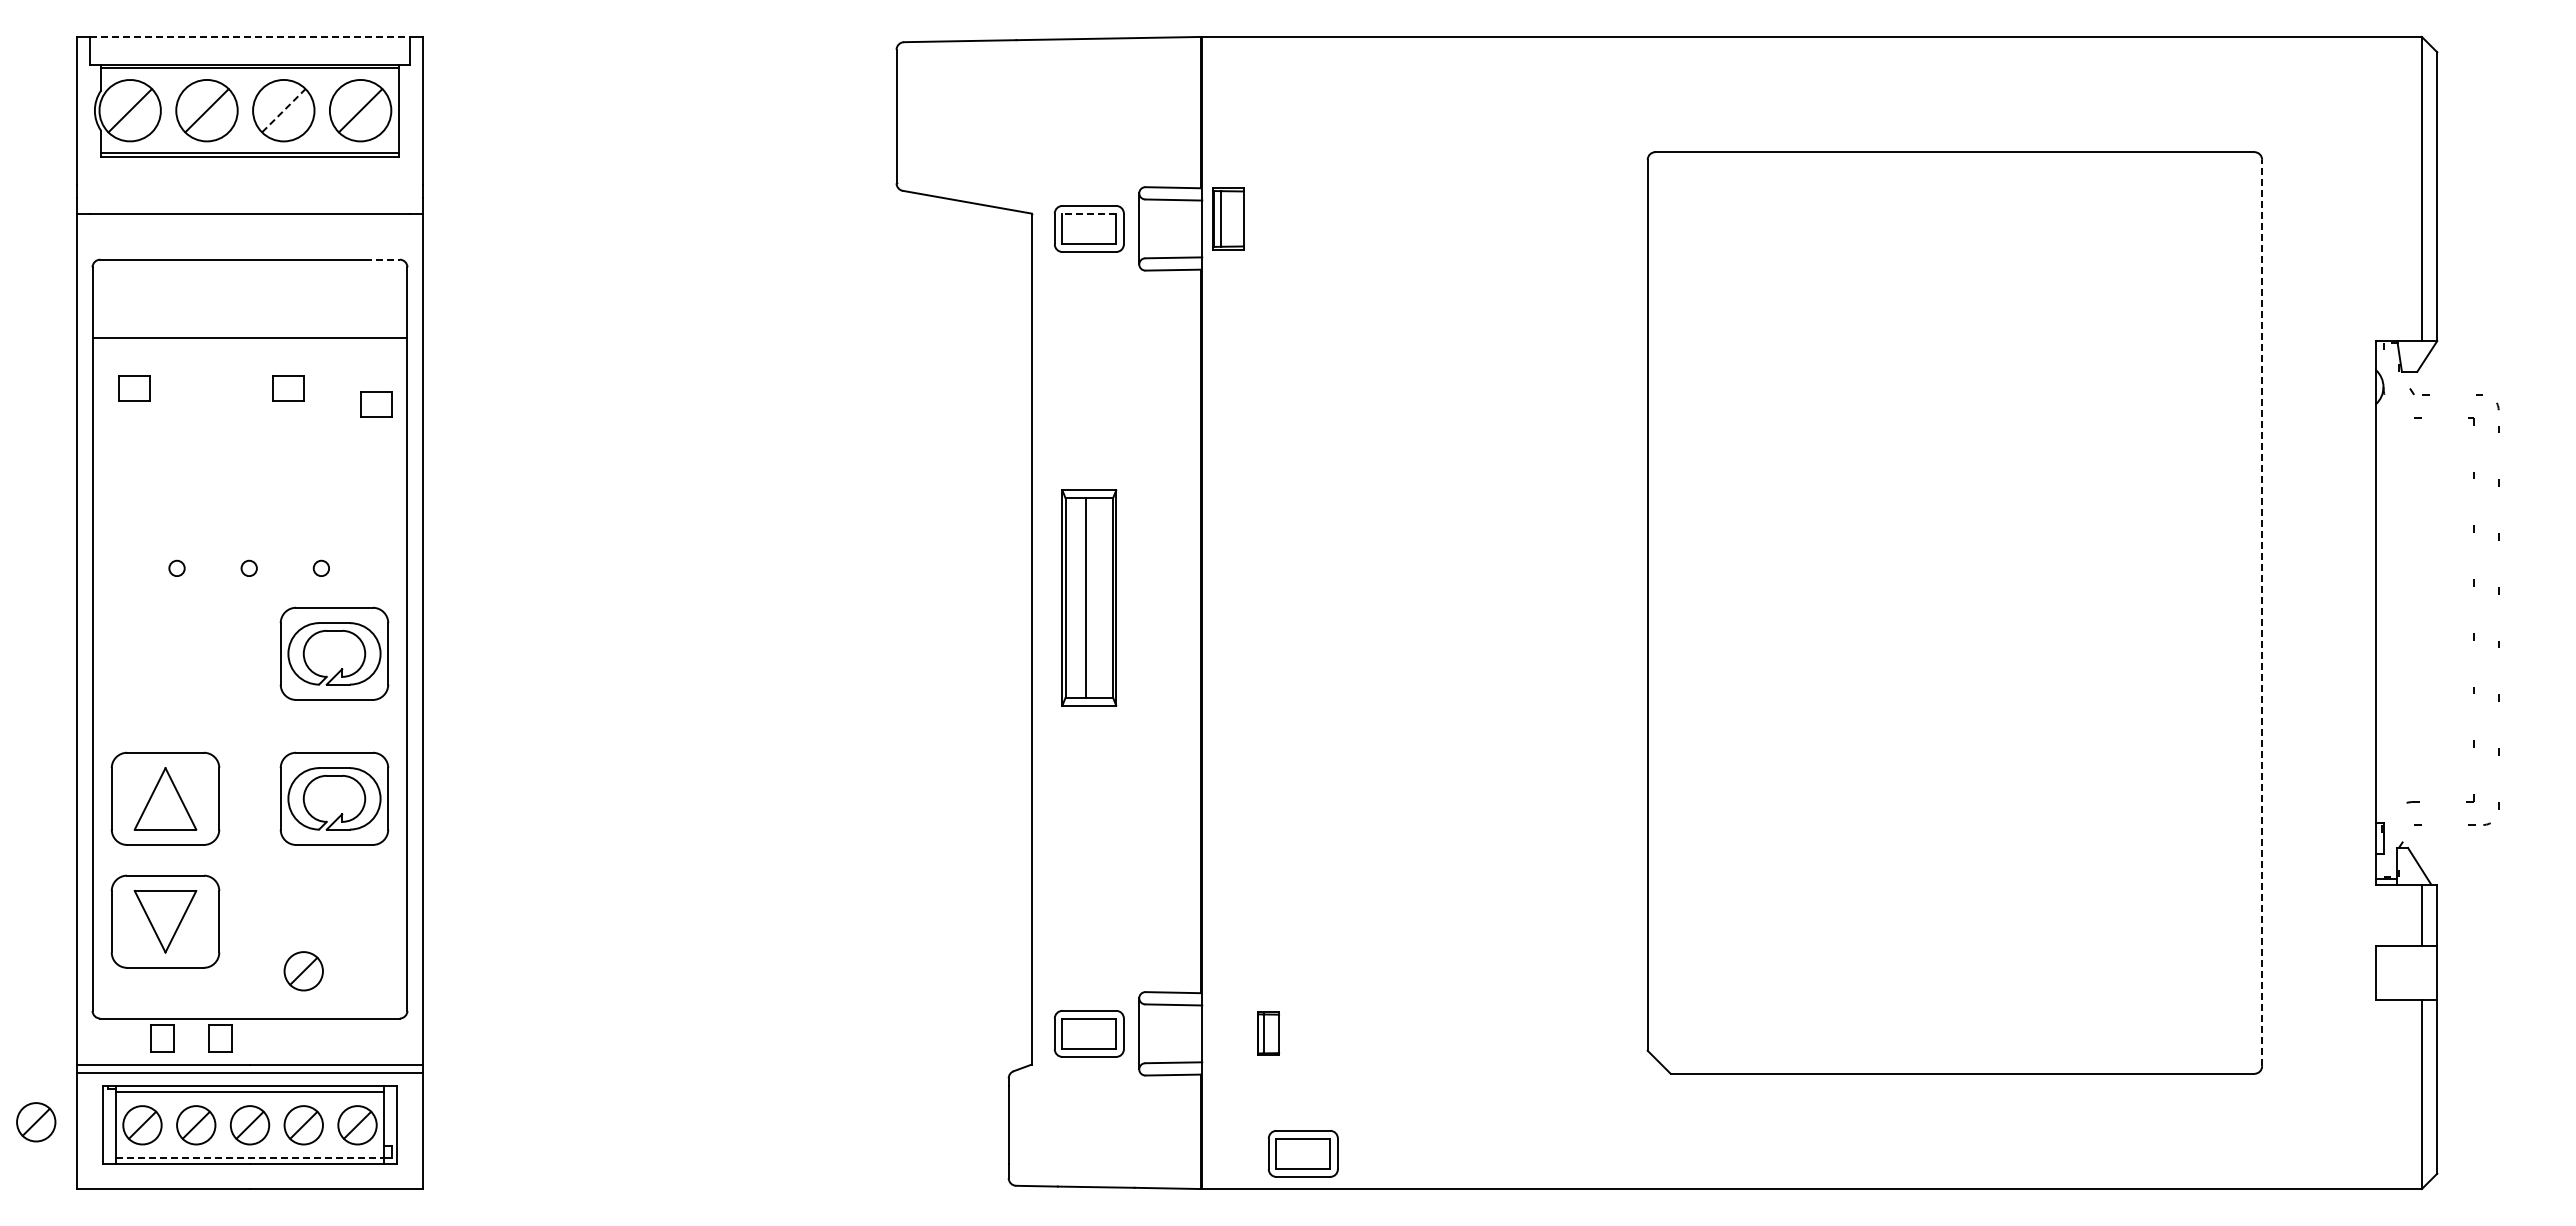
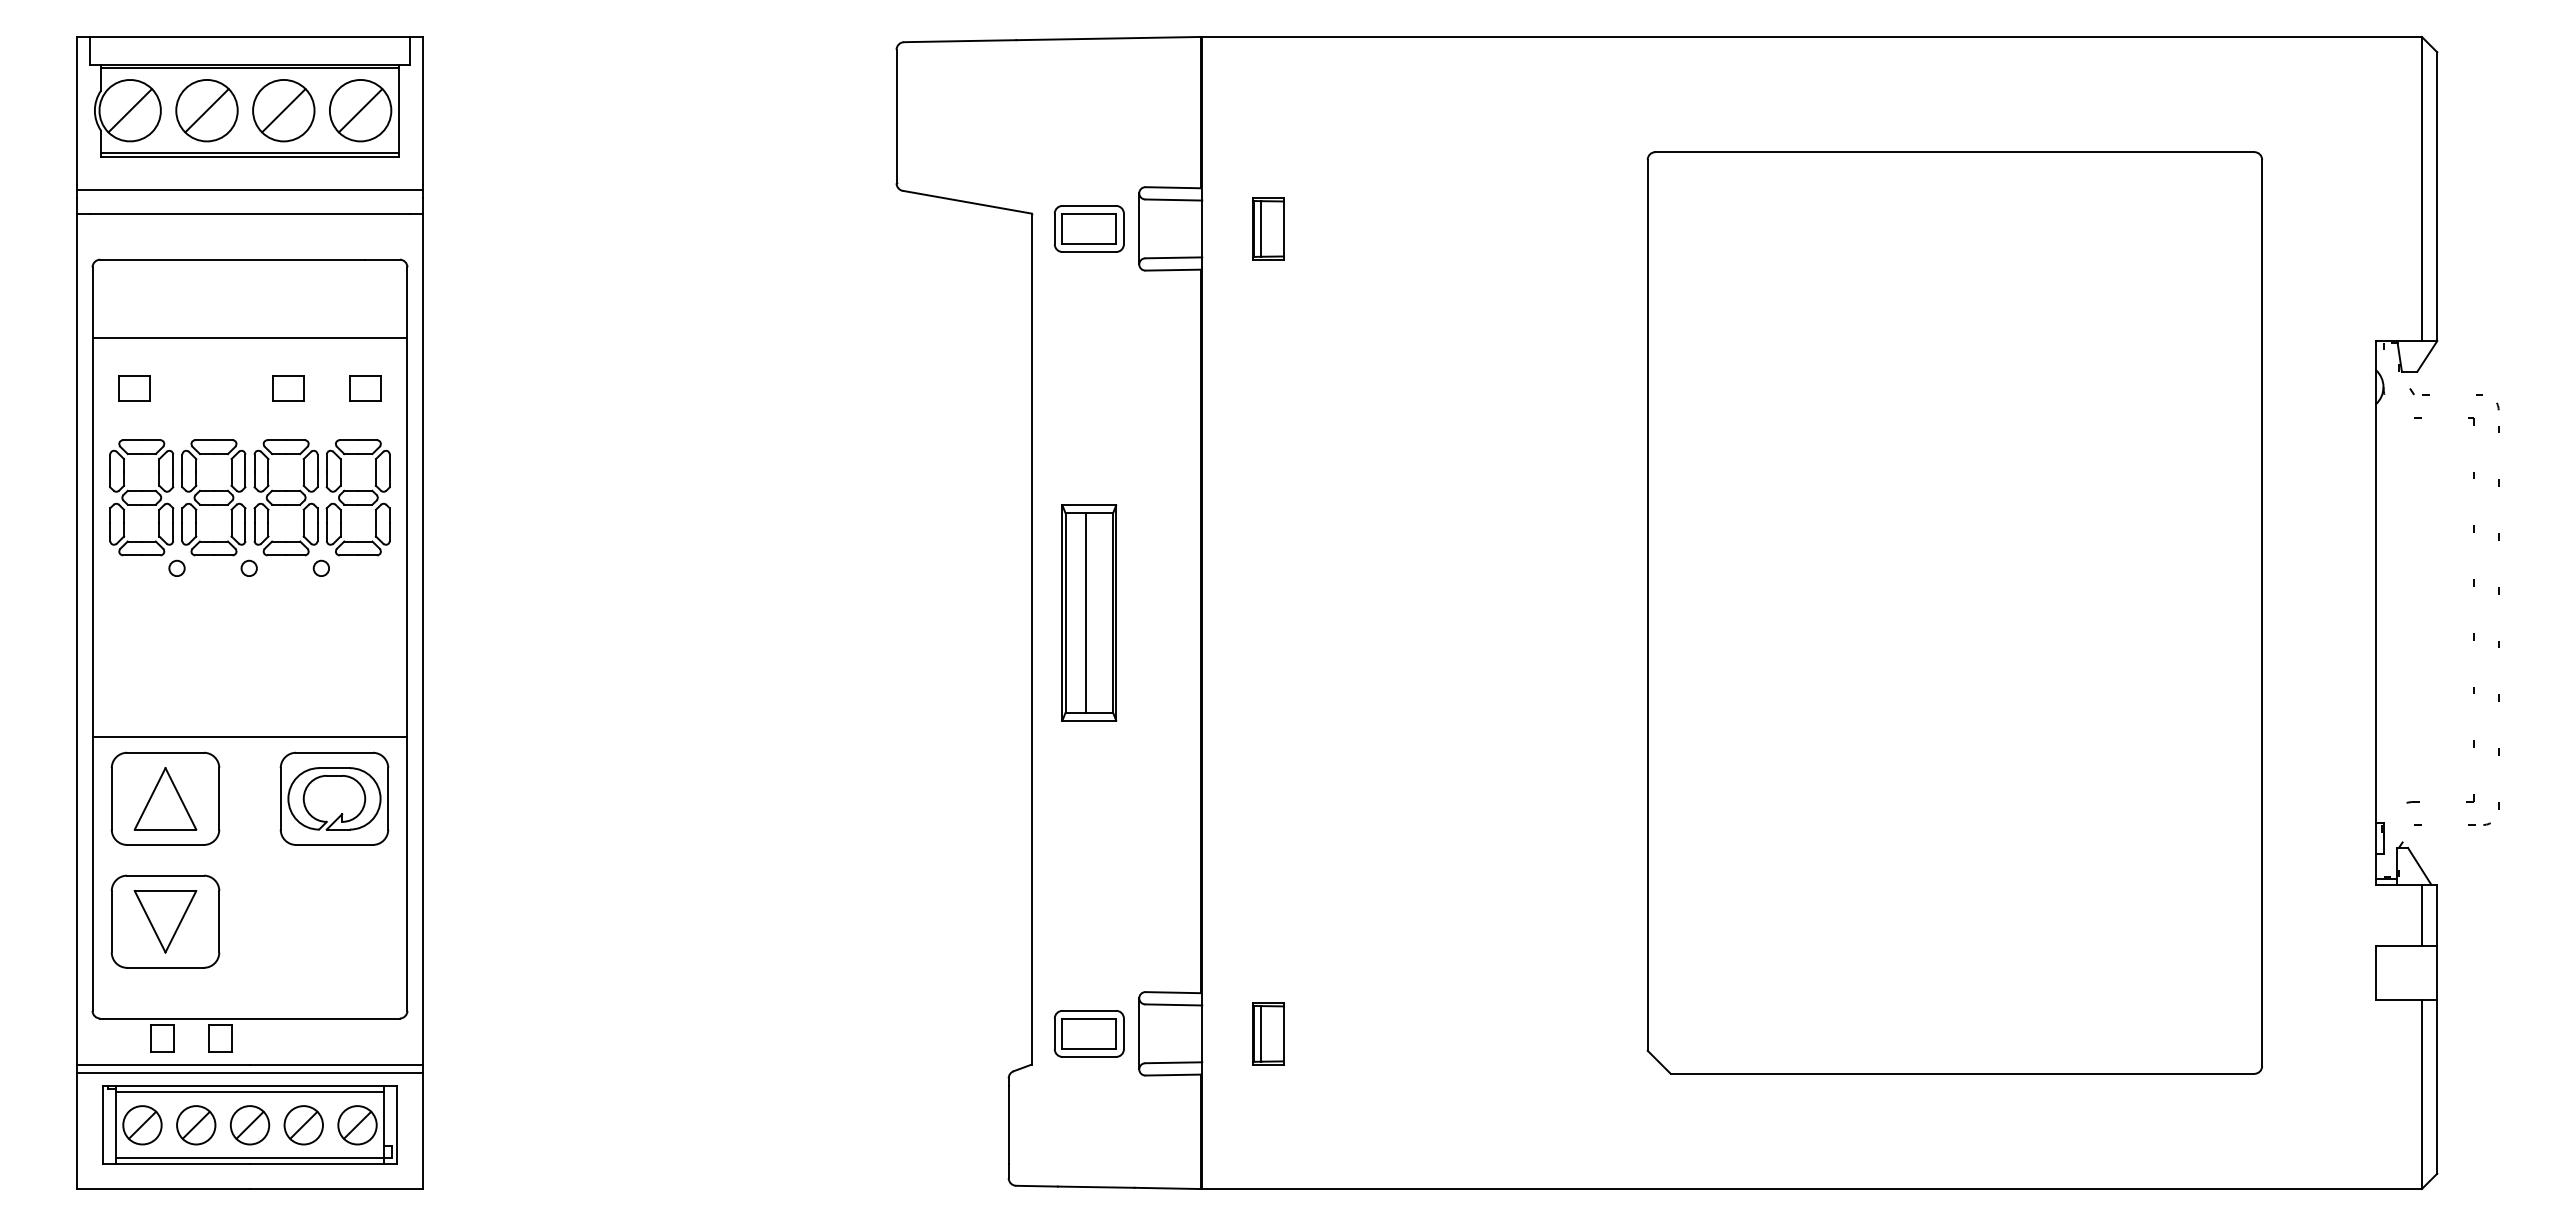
line: dashed -> solid (250, 36)
line: dashed -> solid (283, 110)
line: none -> present (249, 189)
line: dashed -> solid (1089, 213)
part position: (1228, 218) -> (1268, 228) (1268, 228)
line: dashed -> solid (383, 259)
part position: (376, 404) -> (365, 388) (365, 388)
part: none -> present (243, 490)
part position: (1089, 597) -> (1089, 612) (1089, 612)
line: dashed -> solid (2262, 612)
part: present -> none (334, 653)
line: none -> present (249, 737)
part: present -> none (303, 971)
part size: 23x45 px -> 33x64 px (1268, 1033)
part: present -> none (36, 1122)
part: present -> none (1303, 1153)
line: dashed -> solid (250, 1158)
